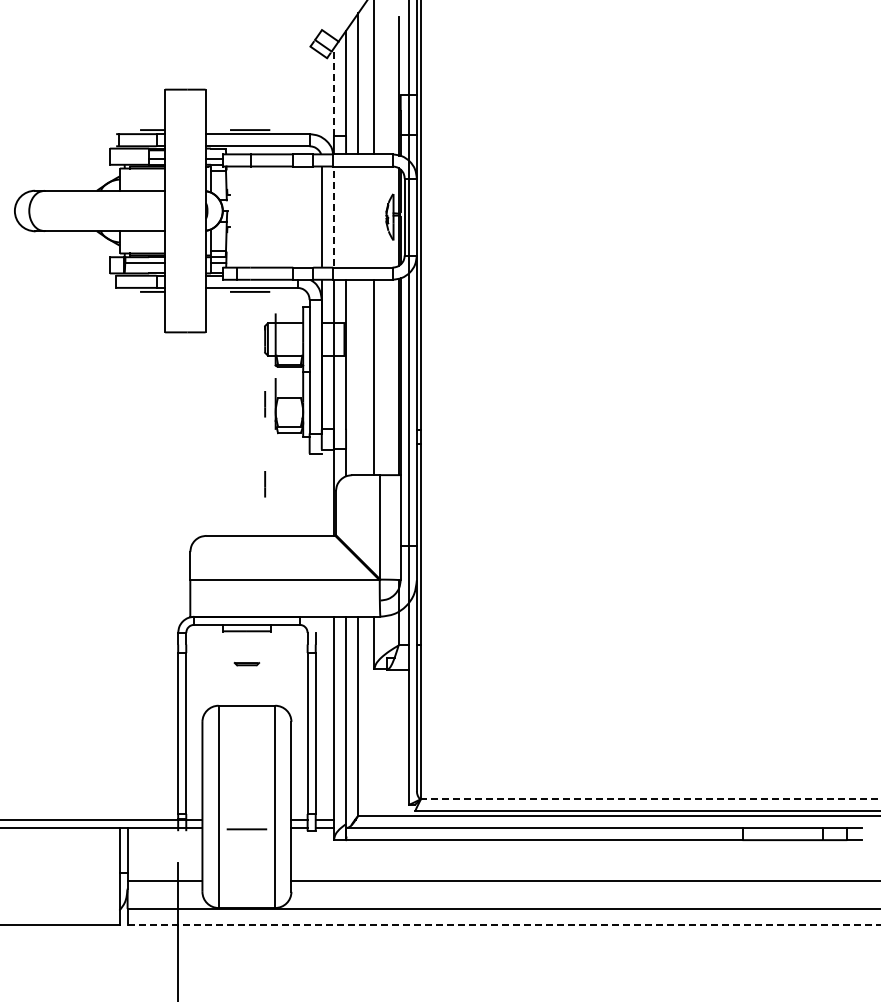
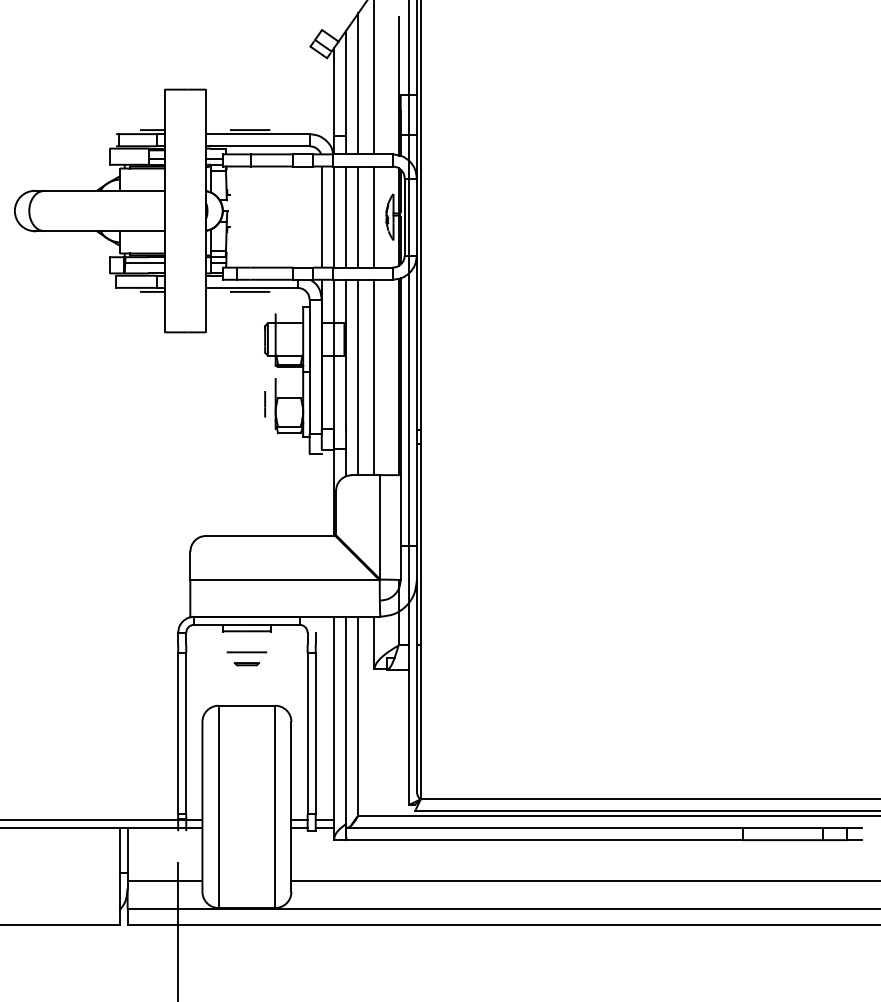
line: dashed -> solid (333, 92)
line: dashed -> solid (333, 216)
line: none -> present (346, 216)
line: none -> present (358, 216)
line: none -> present (374, 216)
line: none -> present (358, 377)
line: present -> none (265, 484)
line: dashed -> solid (650, 799)
line position: (246, 829) -> (246, 652) (246, 652)
line: dashed -> solid (504, 925)
